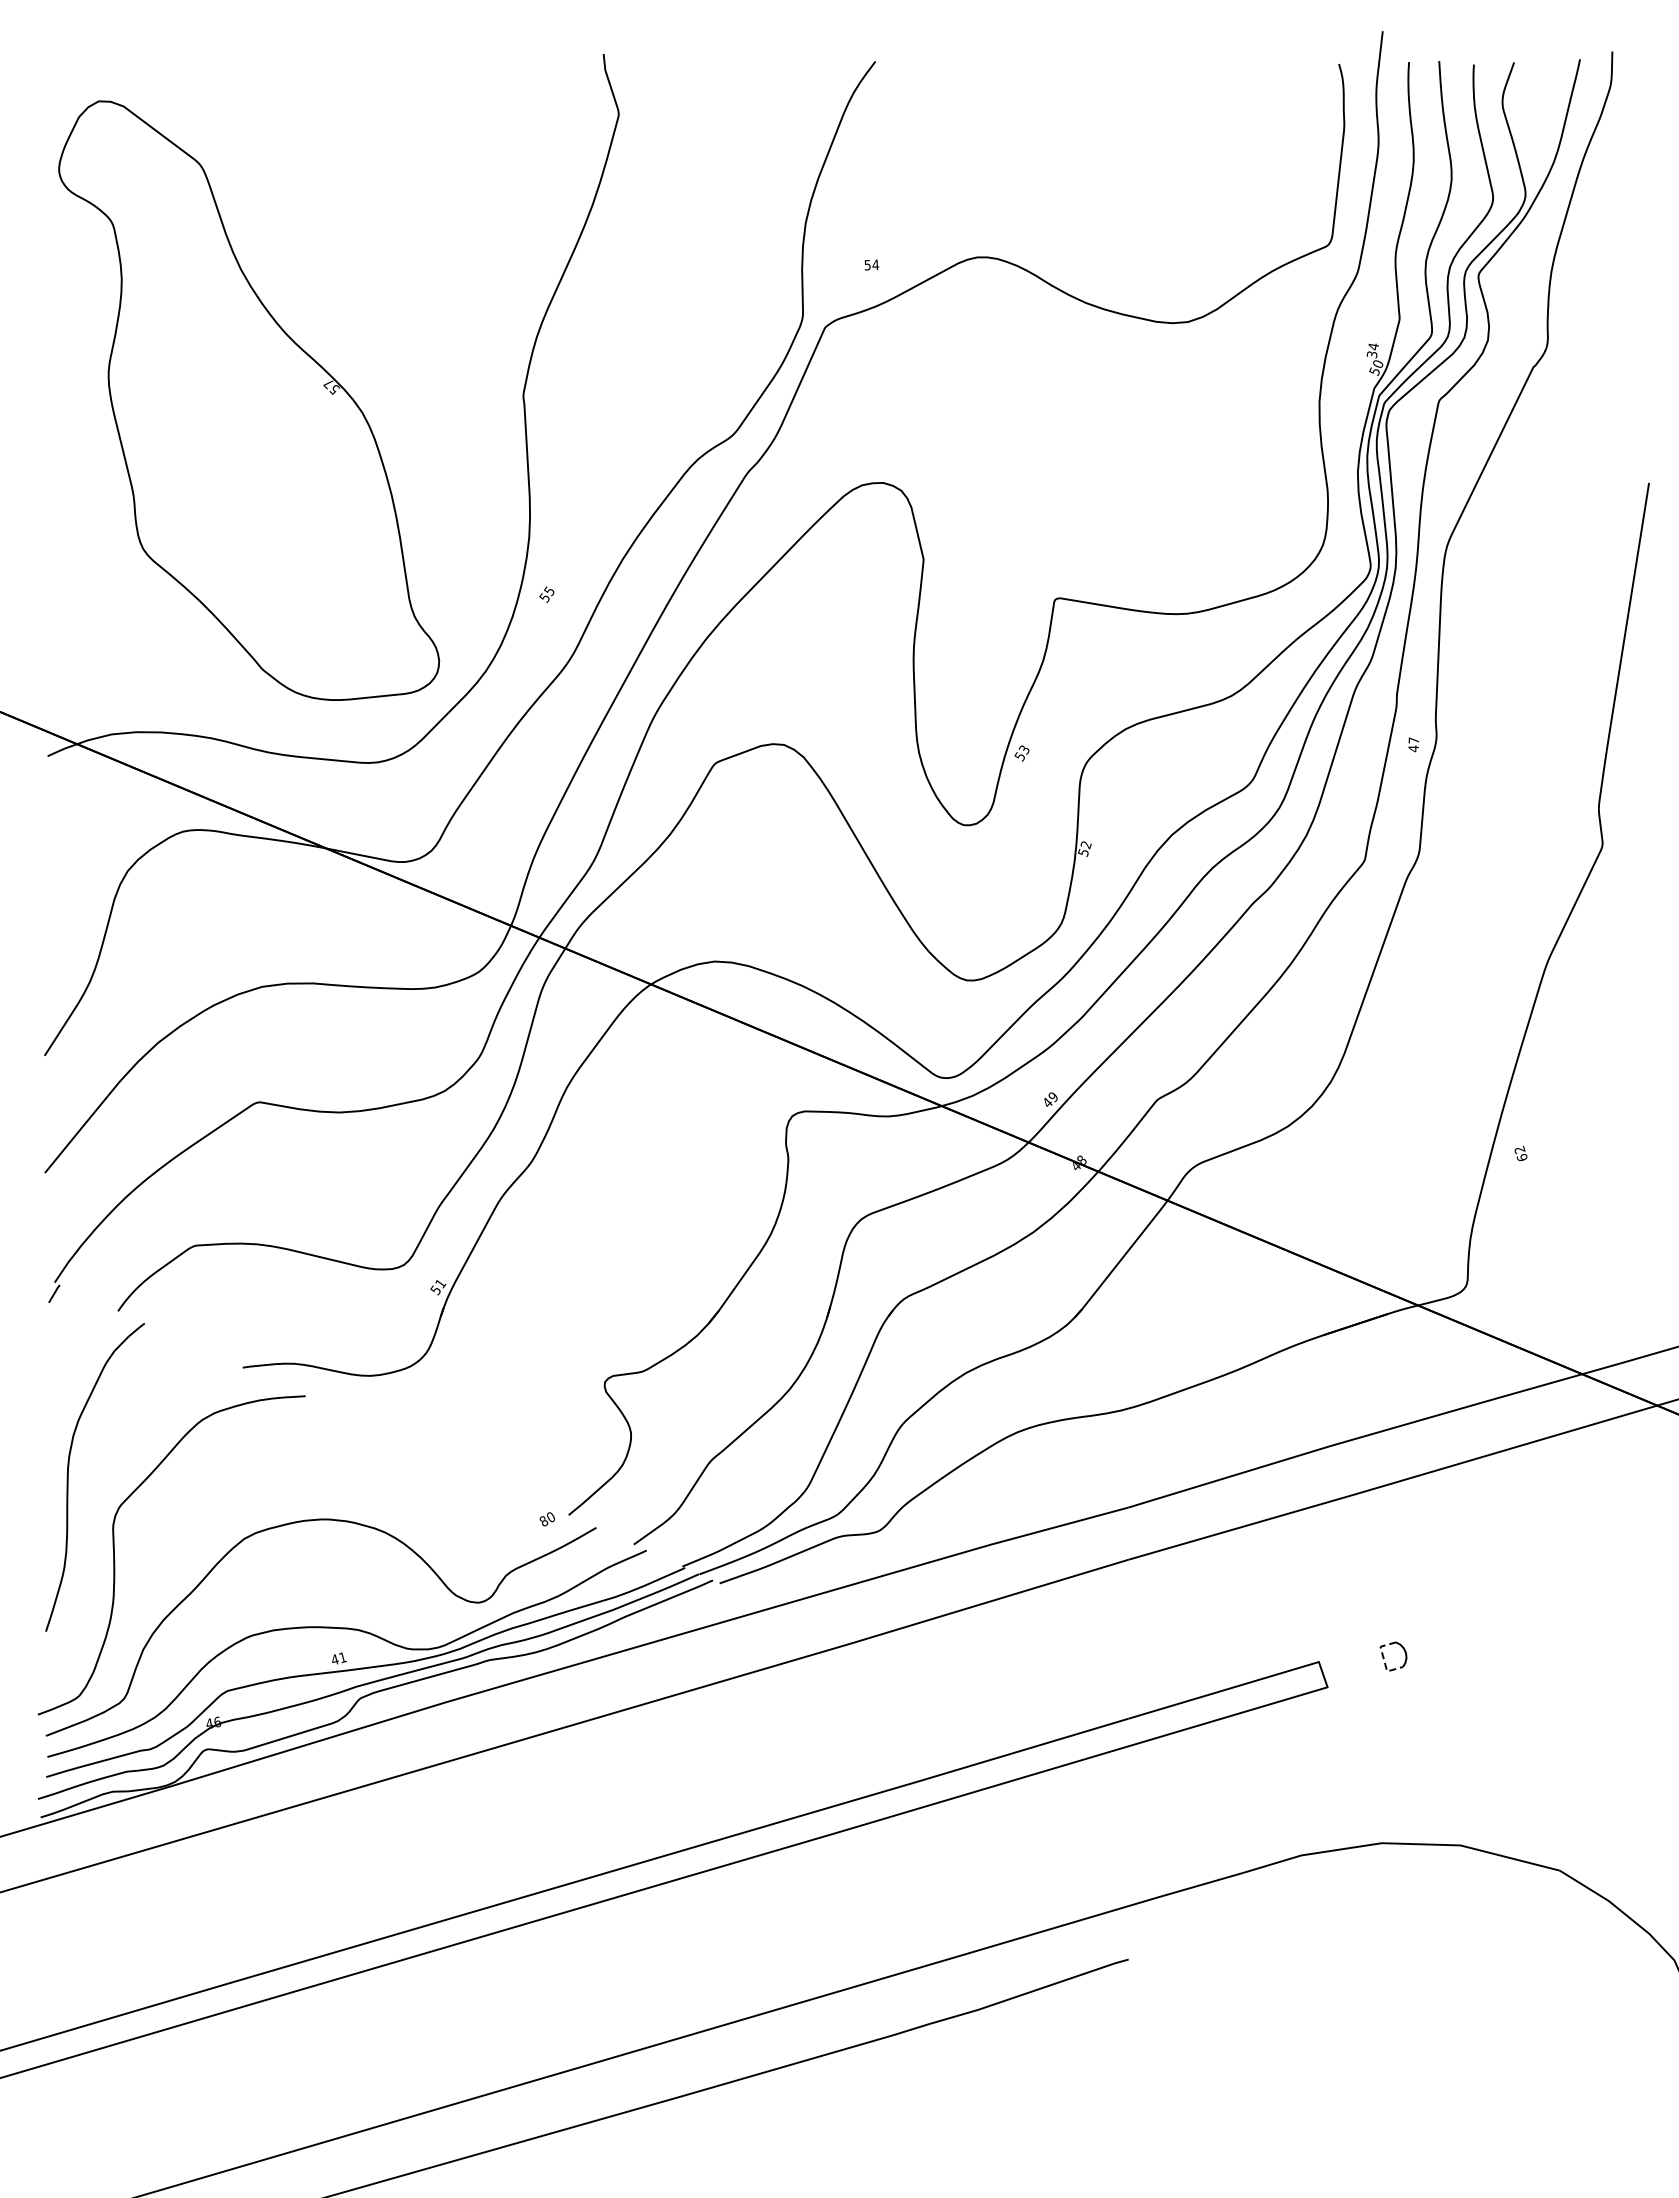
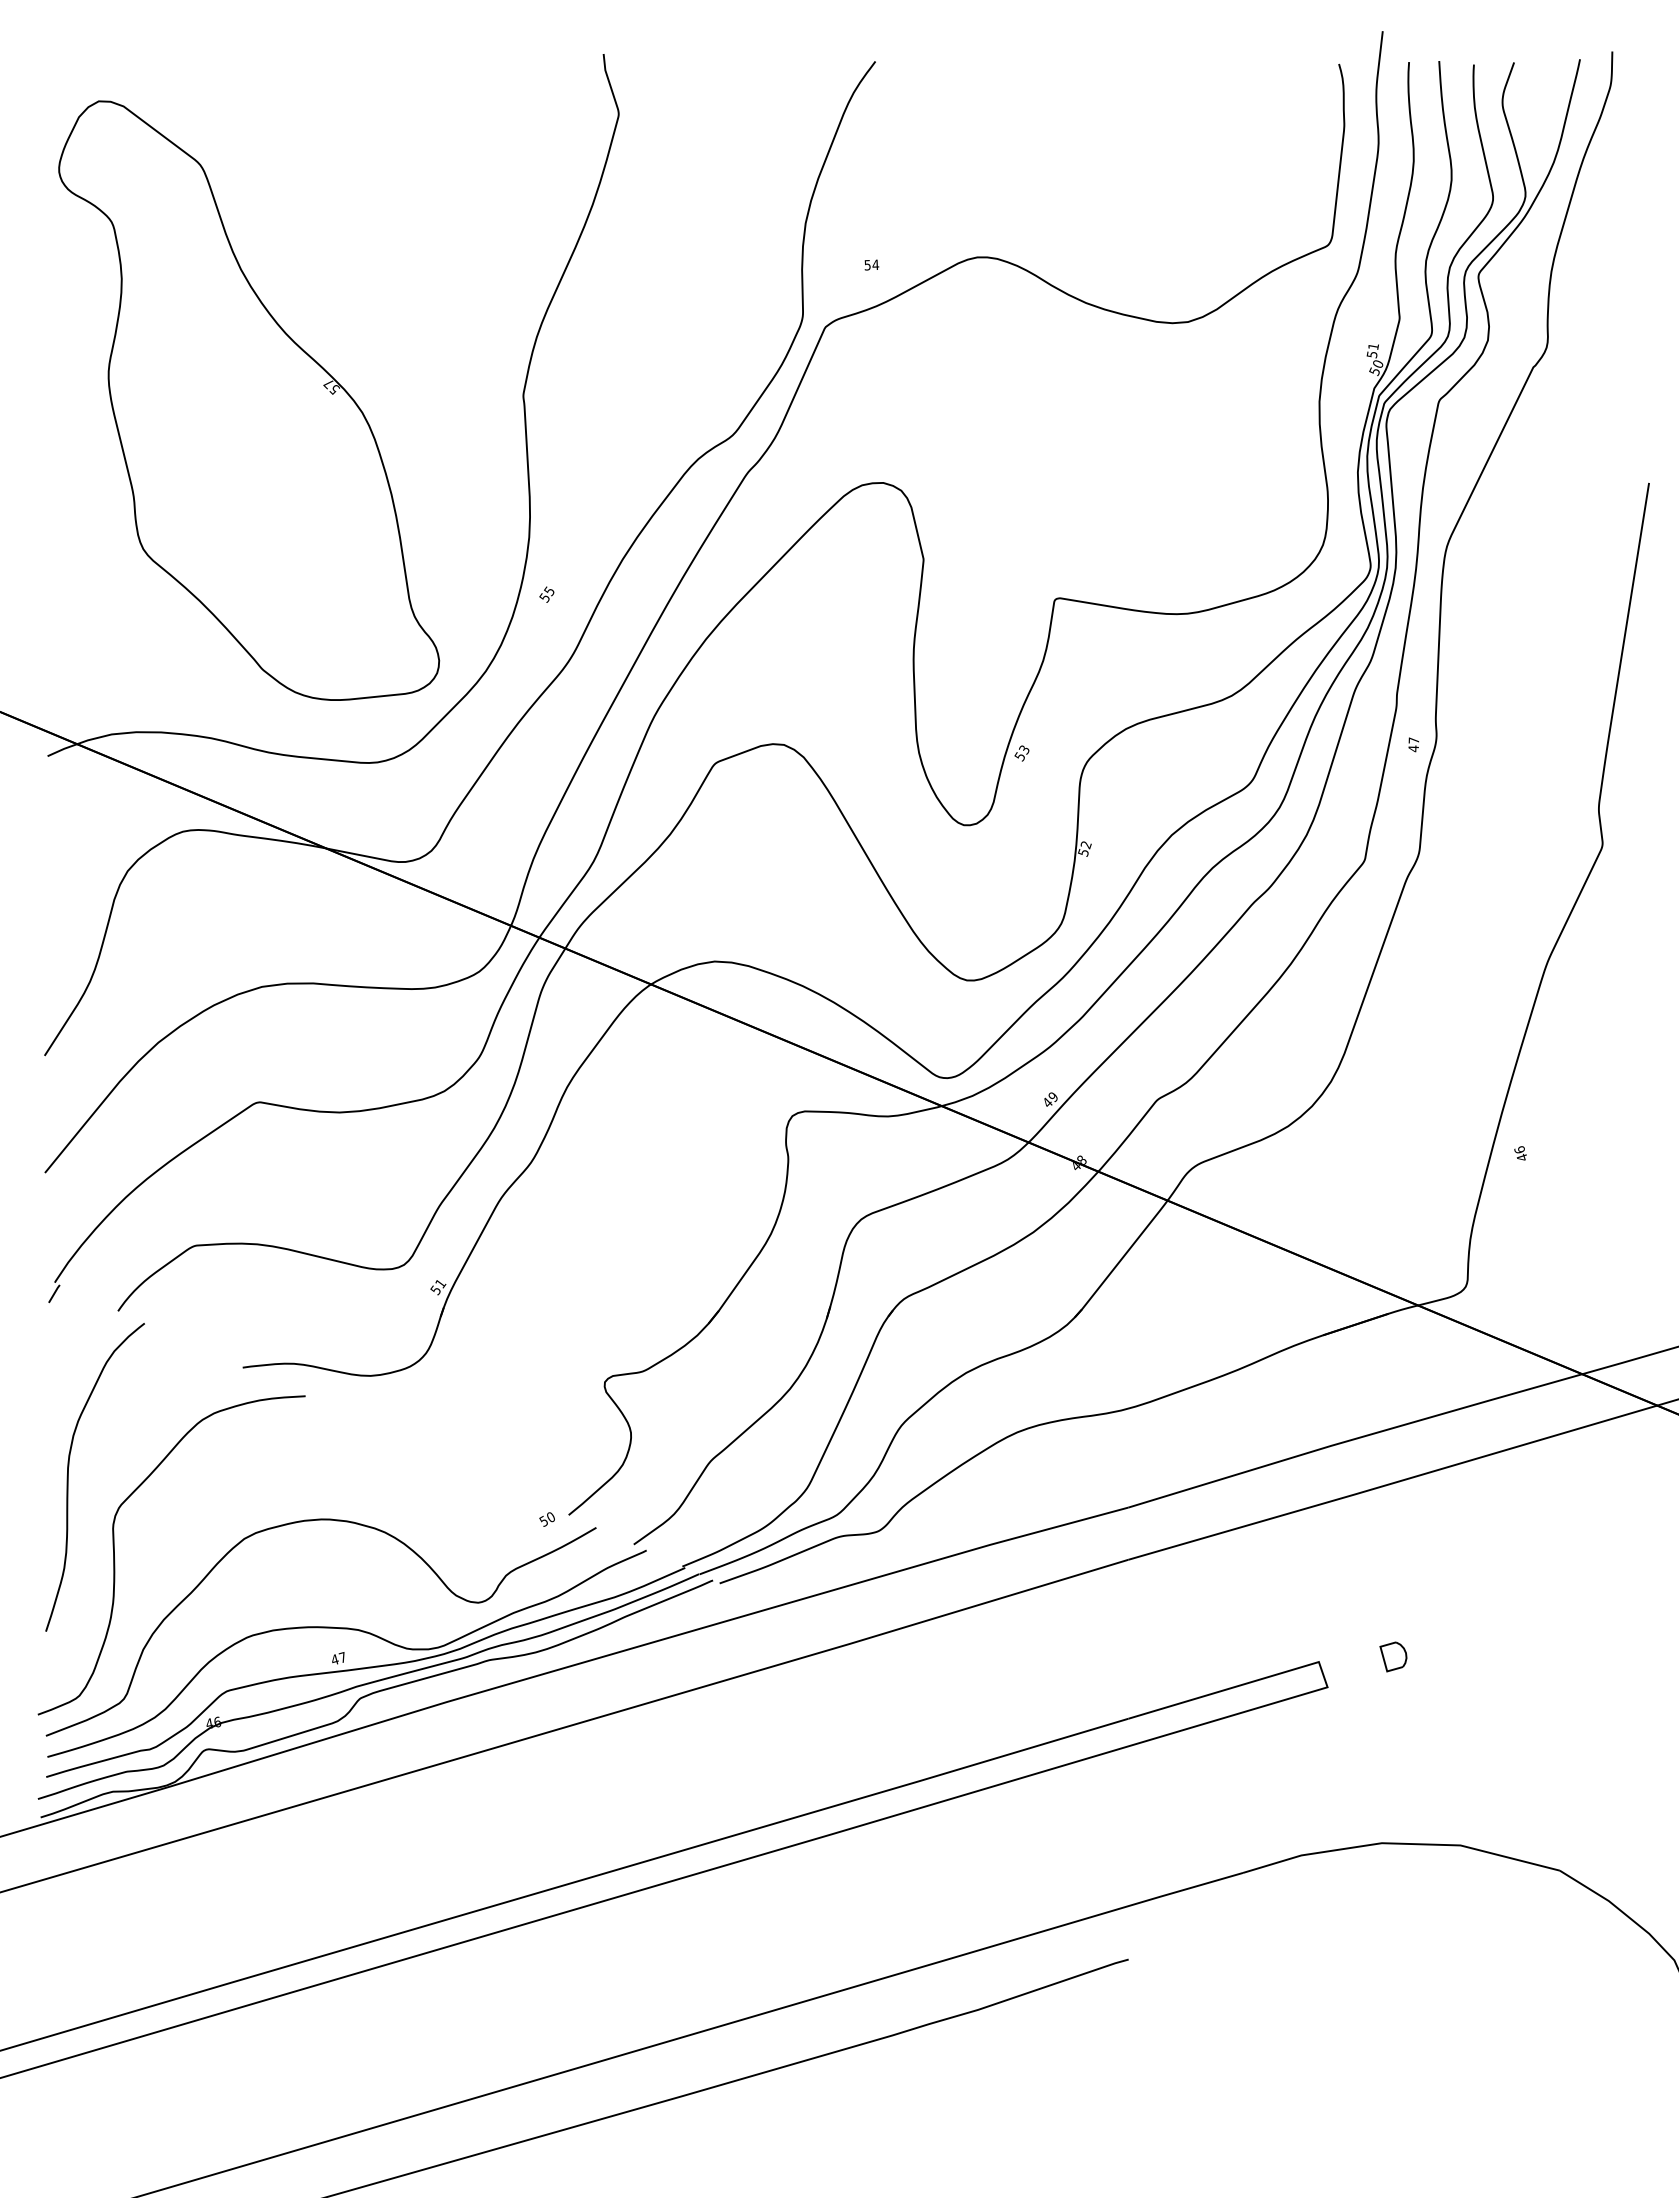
text: 34 -> 51 (1372, 350)
text: 62 -> 46 (1520, 1153)
text: 80 -> 50 (543, 1520)
text: 41 -> 47 (342, 1657)
line: dashed -> solid (1383, 1659)
